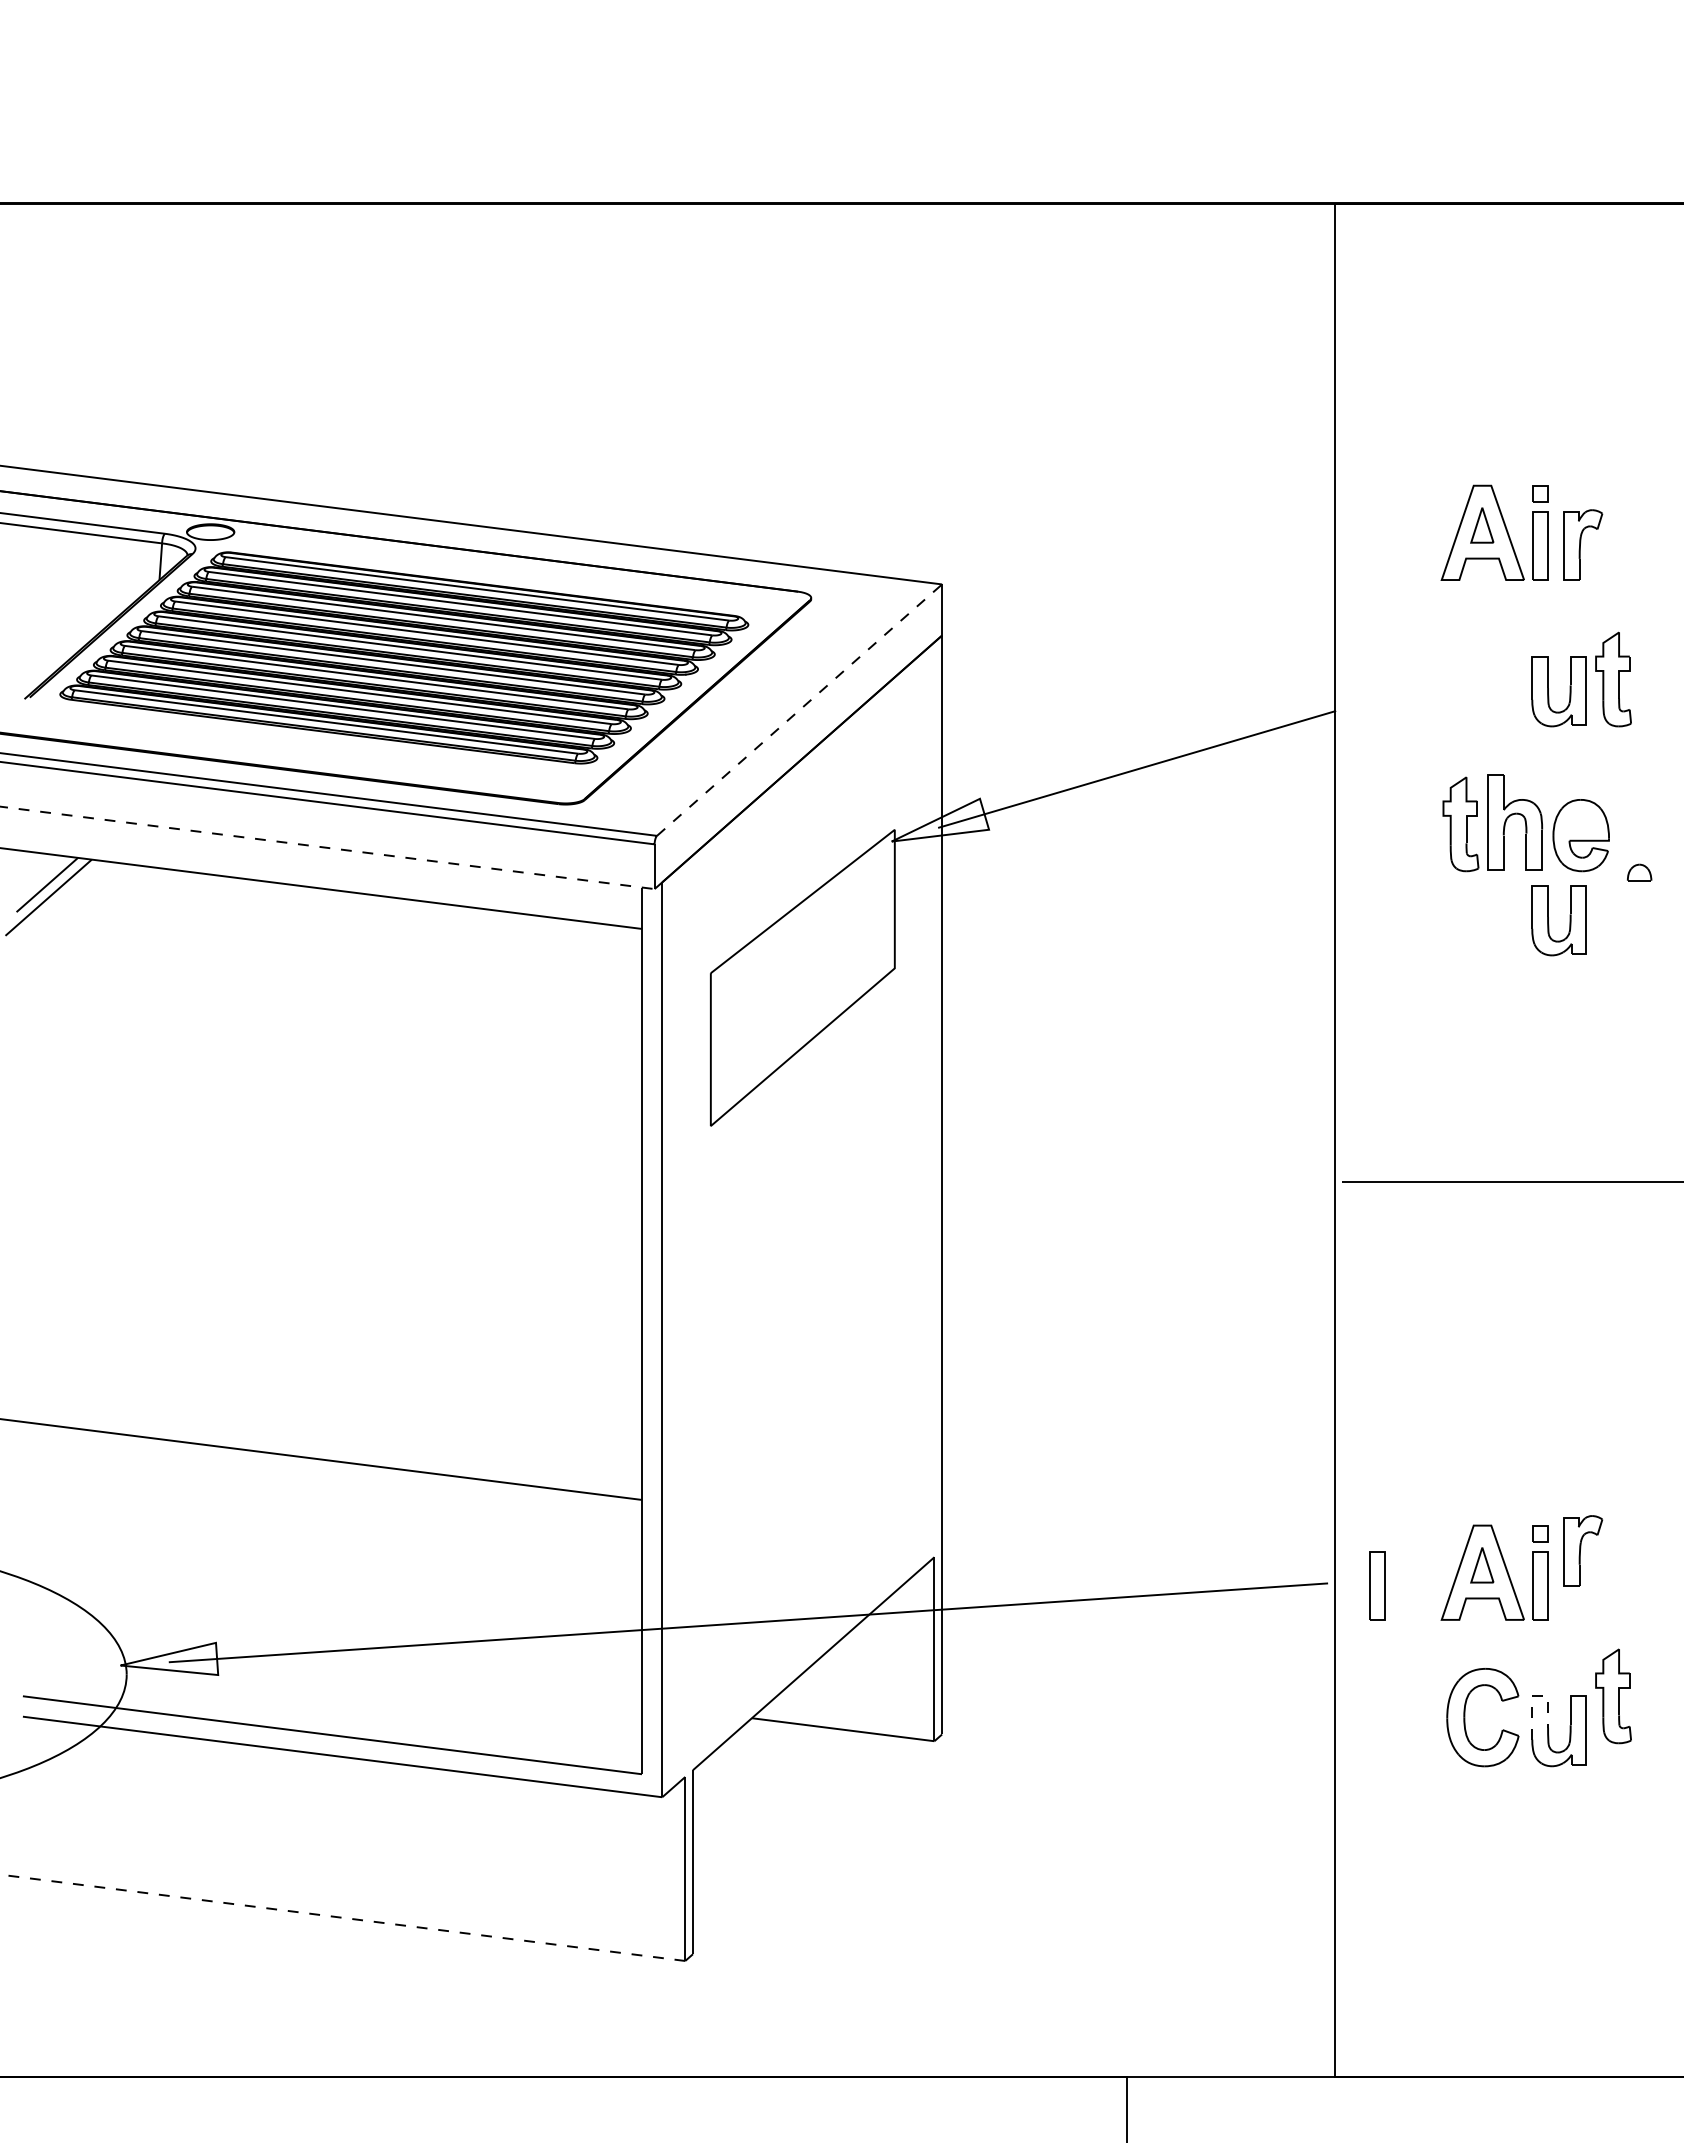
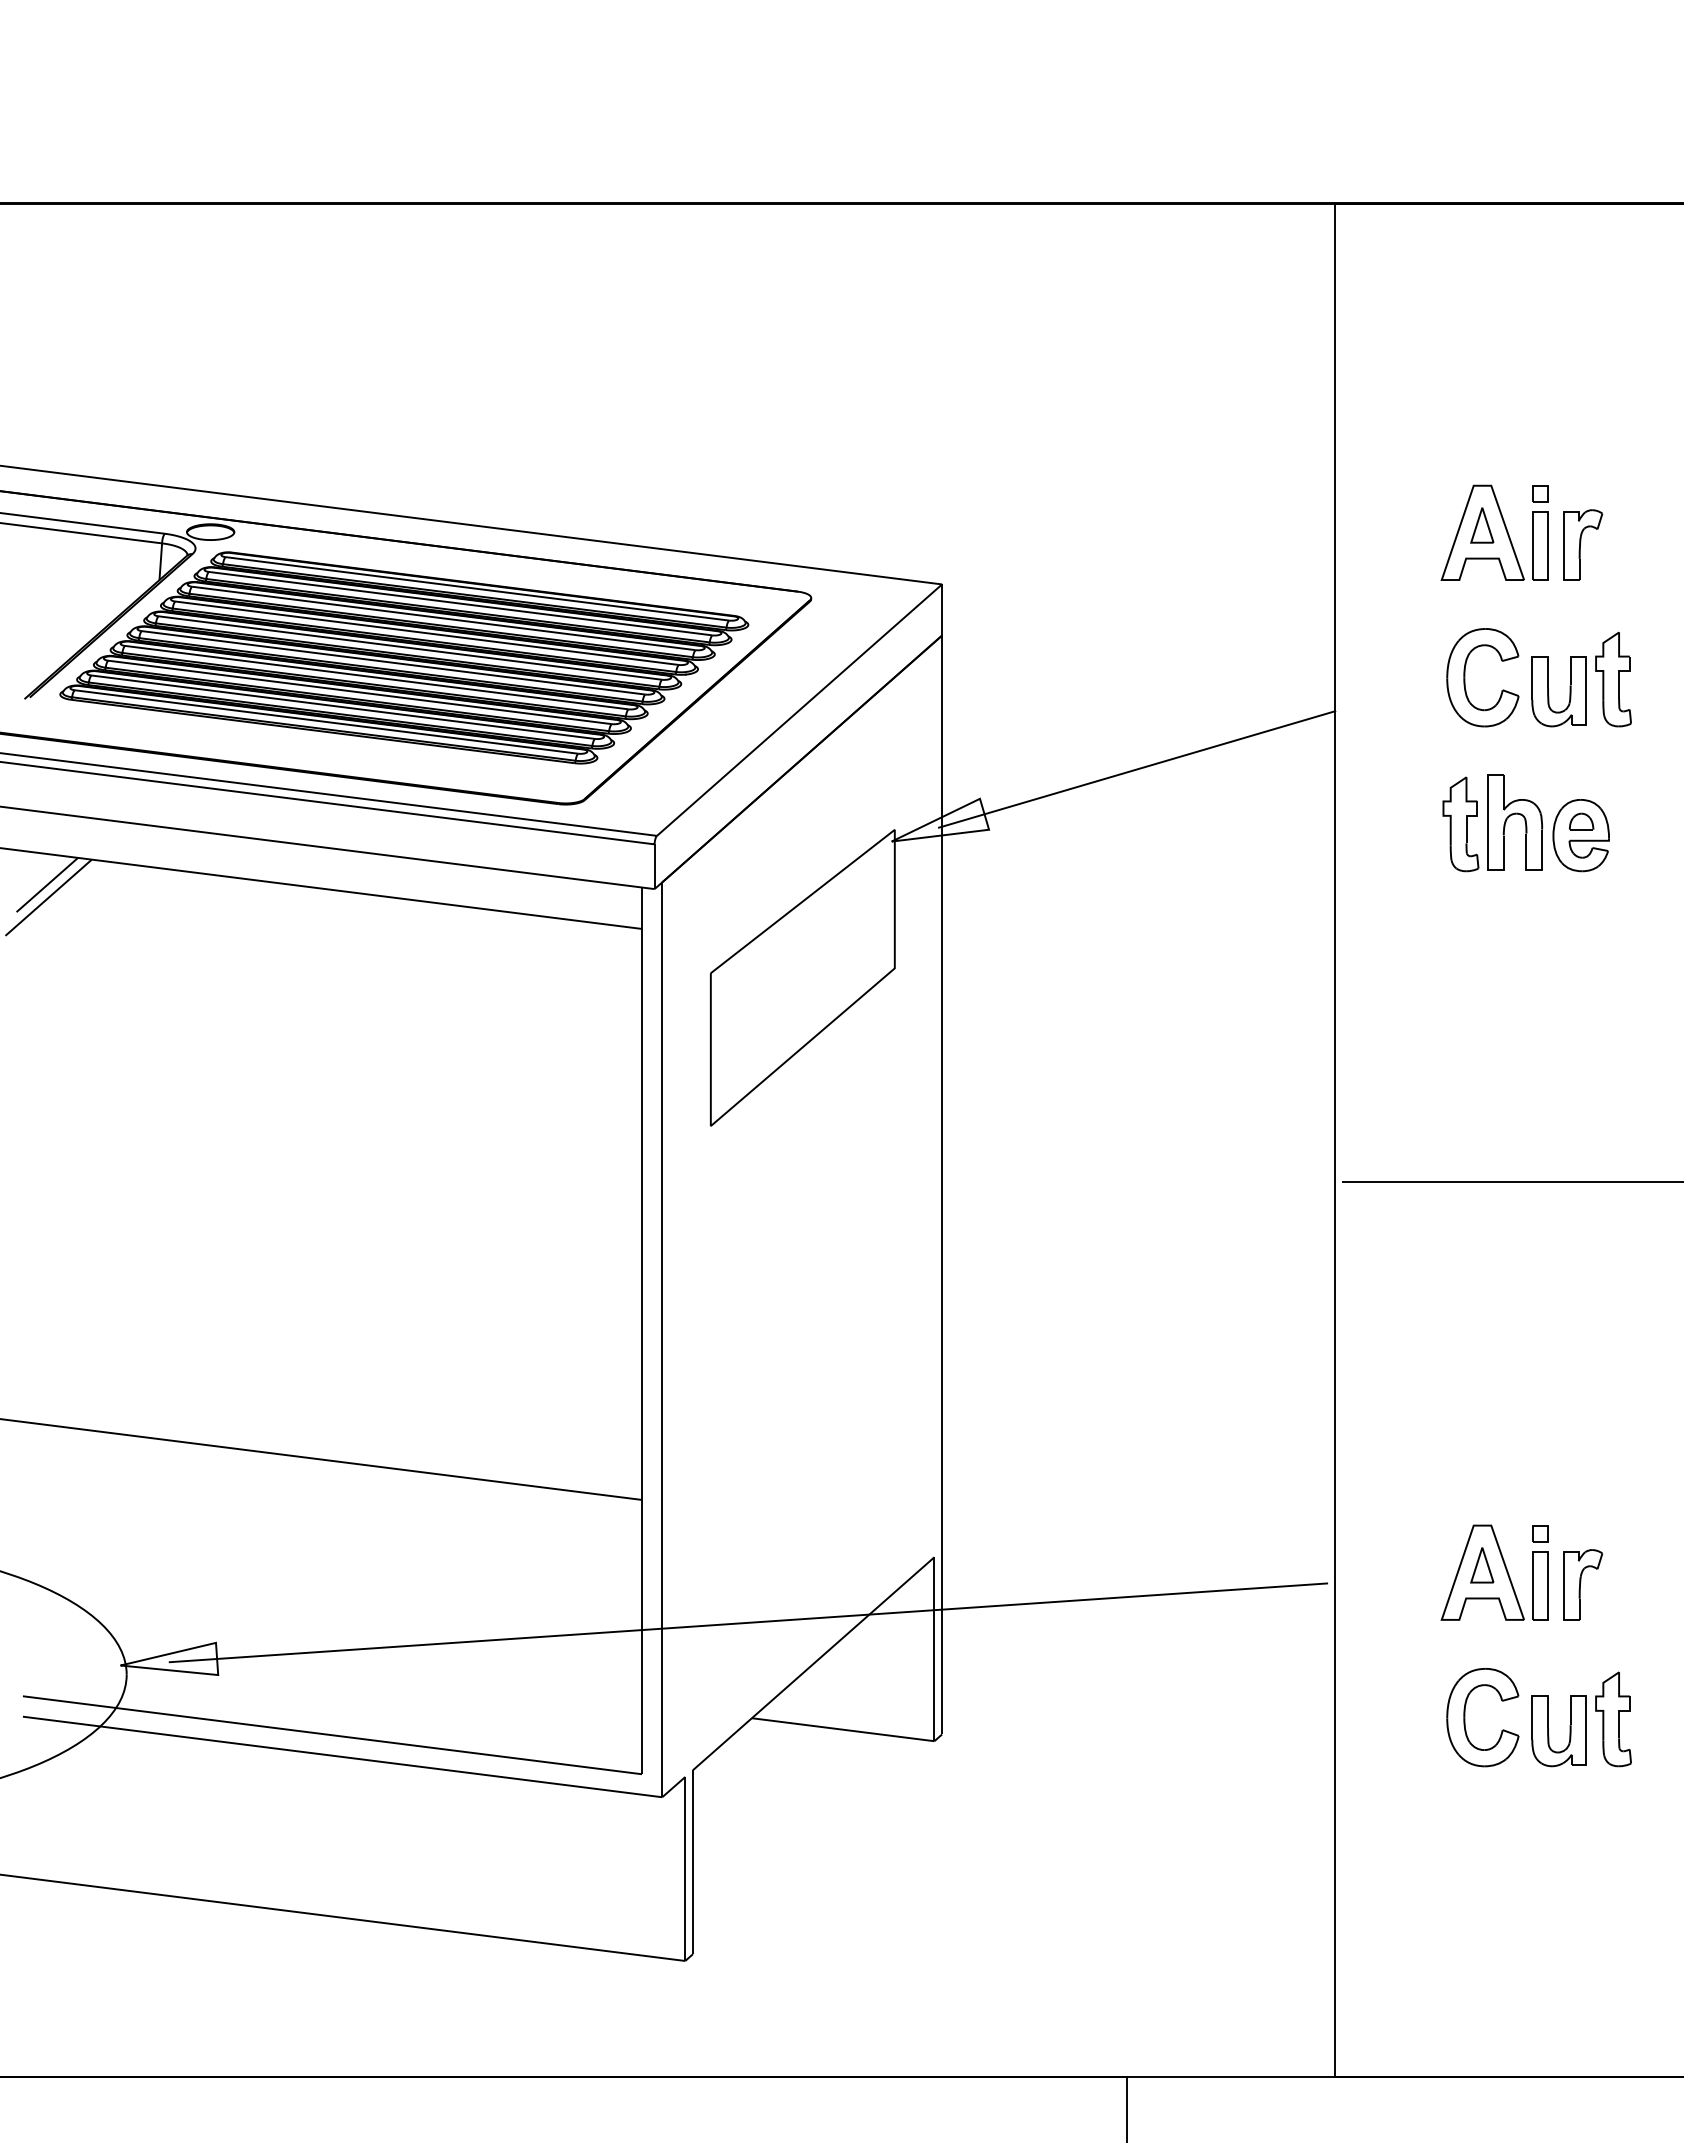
part: none -> present (1465, 677)
line: dashed -> solid (799, 709)
line: dashed -> solid (328, 847)
part position: (1639, 872) -> (1581, 821) (1581, 821)
part: present -> none (1548, 920)
part position: (1583, 1550) -> (1583, 1584) (1583, 1584)
part: present -> none (1377, 1585)
line: dashed -> solid (1534, 1696)
part position: (1613, 1696) -> (1613, 1719) (1613, 1719)
line: dashed -> solid (343, 1917)
